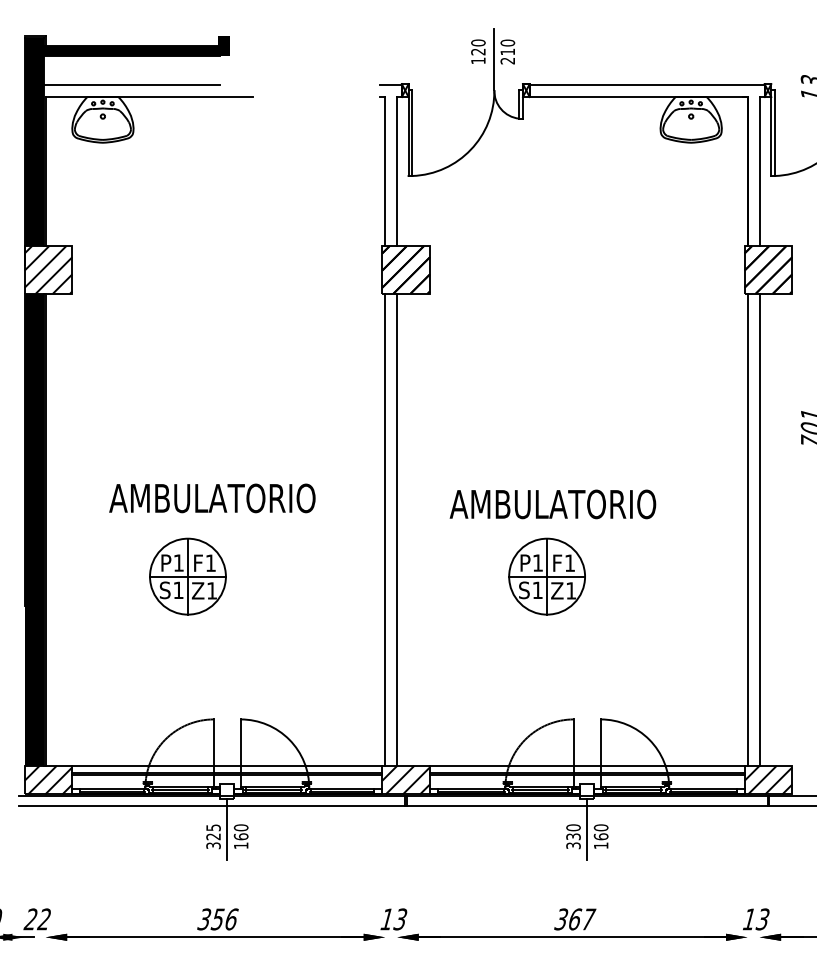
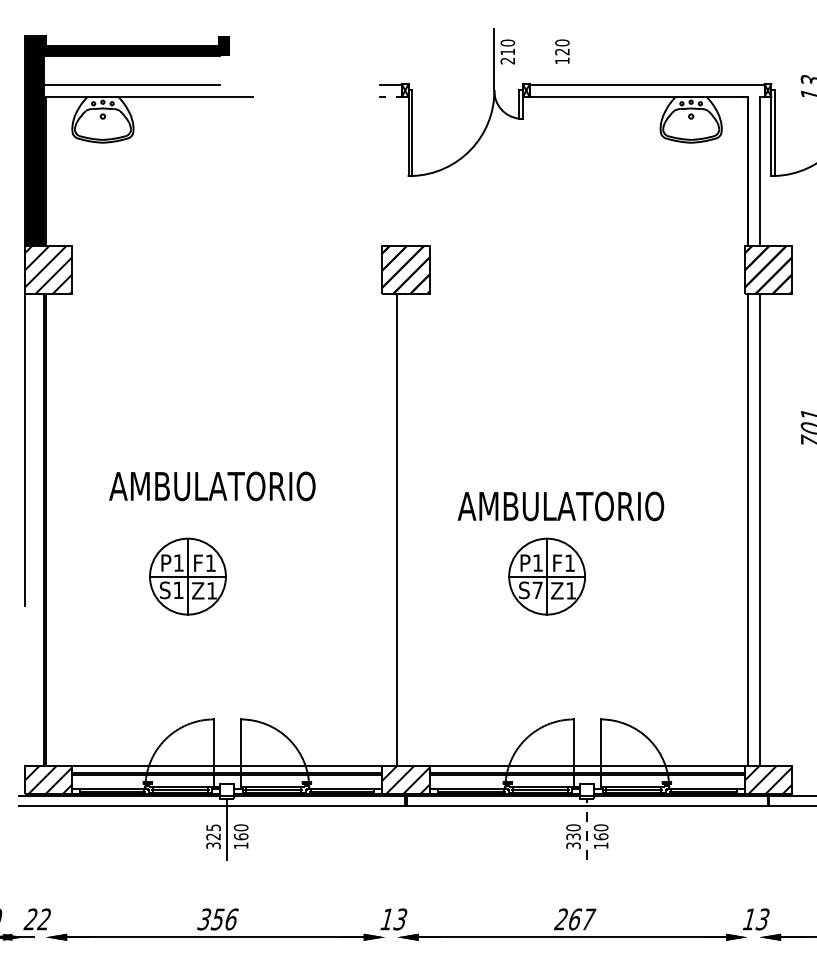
text position: (478, 51) -> (562, 51) (562, 51)
line: present -> none (385, 171)
line: present -> none (397, 171)
text position: (212, 498) -> (212, 486) (212, 486)
text position: (552, 504) -> (560, 506) (560, 506)
fill: present -> none (33, 529)
line: present -> none (385, 529)
text: S1 -> S7 (537, 589)
line: solid -> dashed (587, 829)
text: 367 -> 267 (561, 919)
